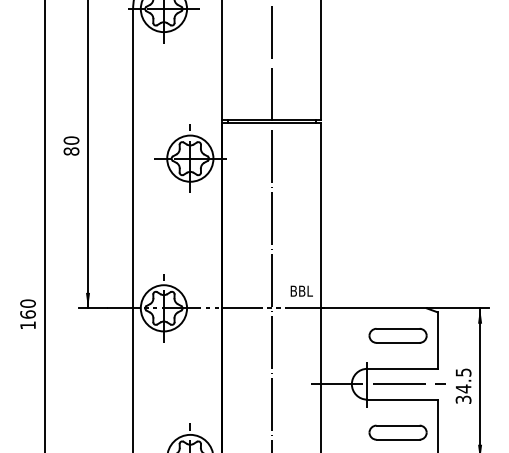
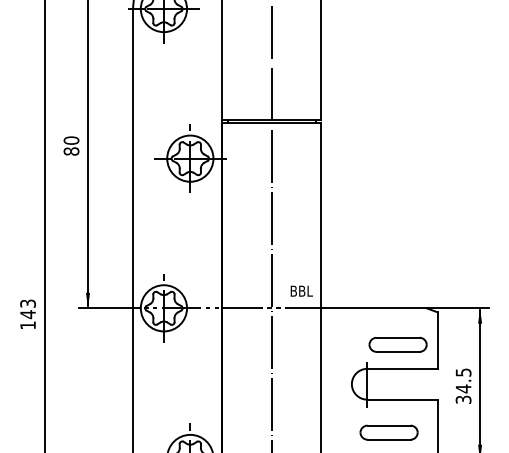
text: 160 -> 143 (27, 309)
part position: (397, 335) -> (397, 344) (397, 344)
line: present -> none (377, 384)
part position: (397, 432) -> (388, 432) (388, 432)
